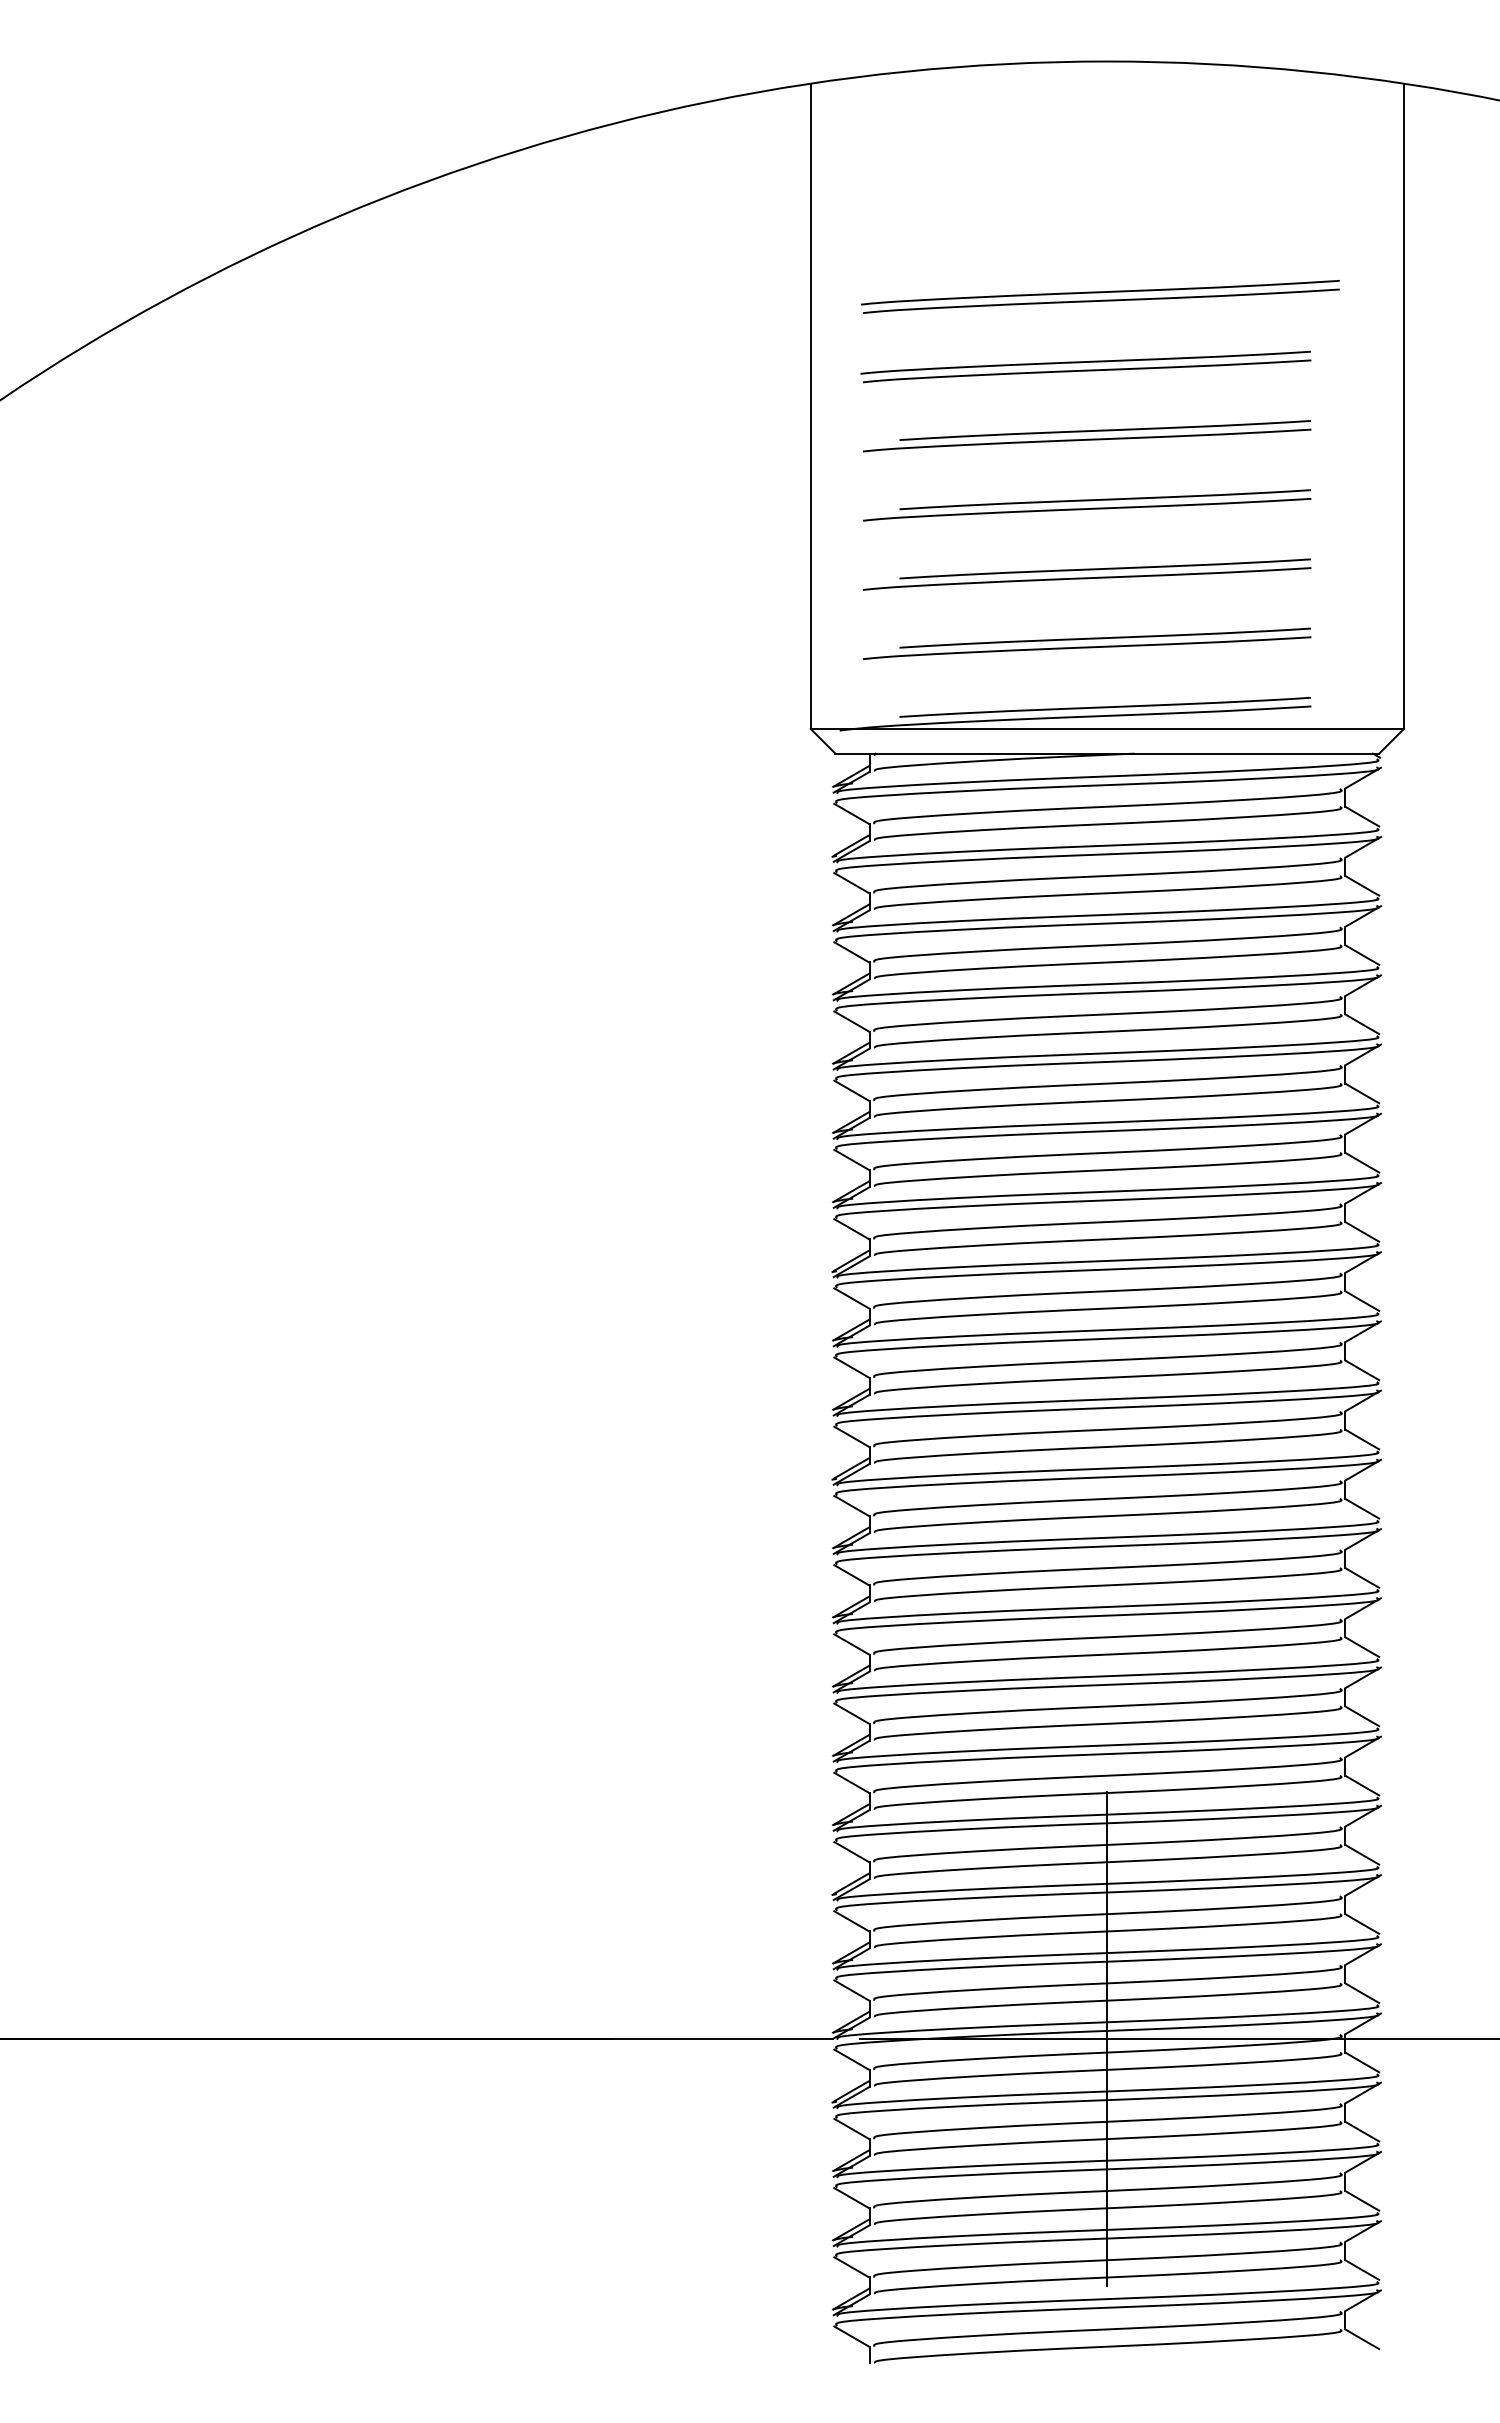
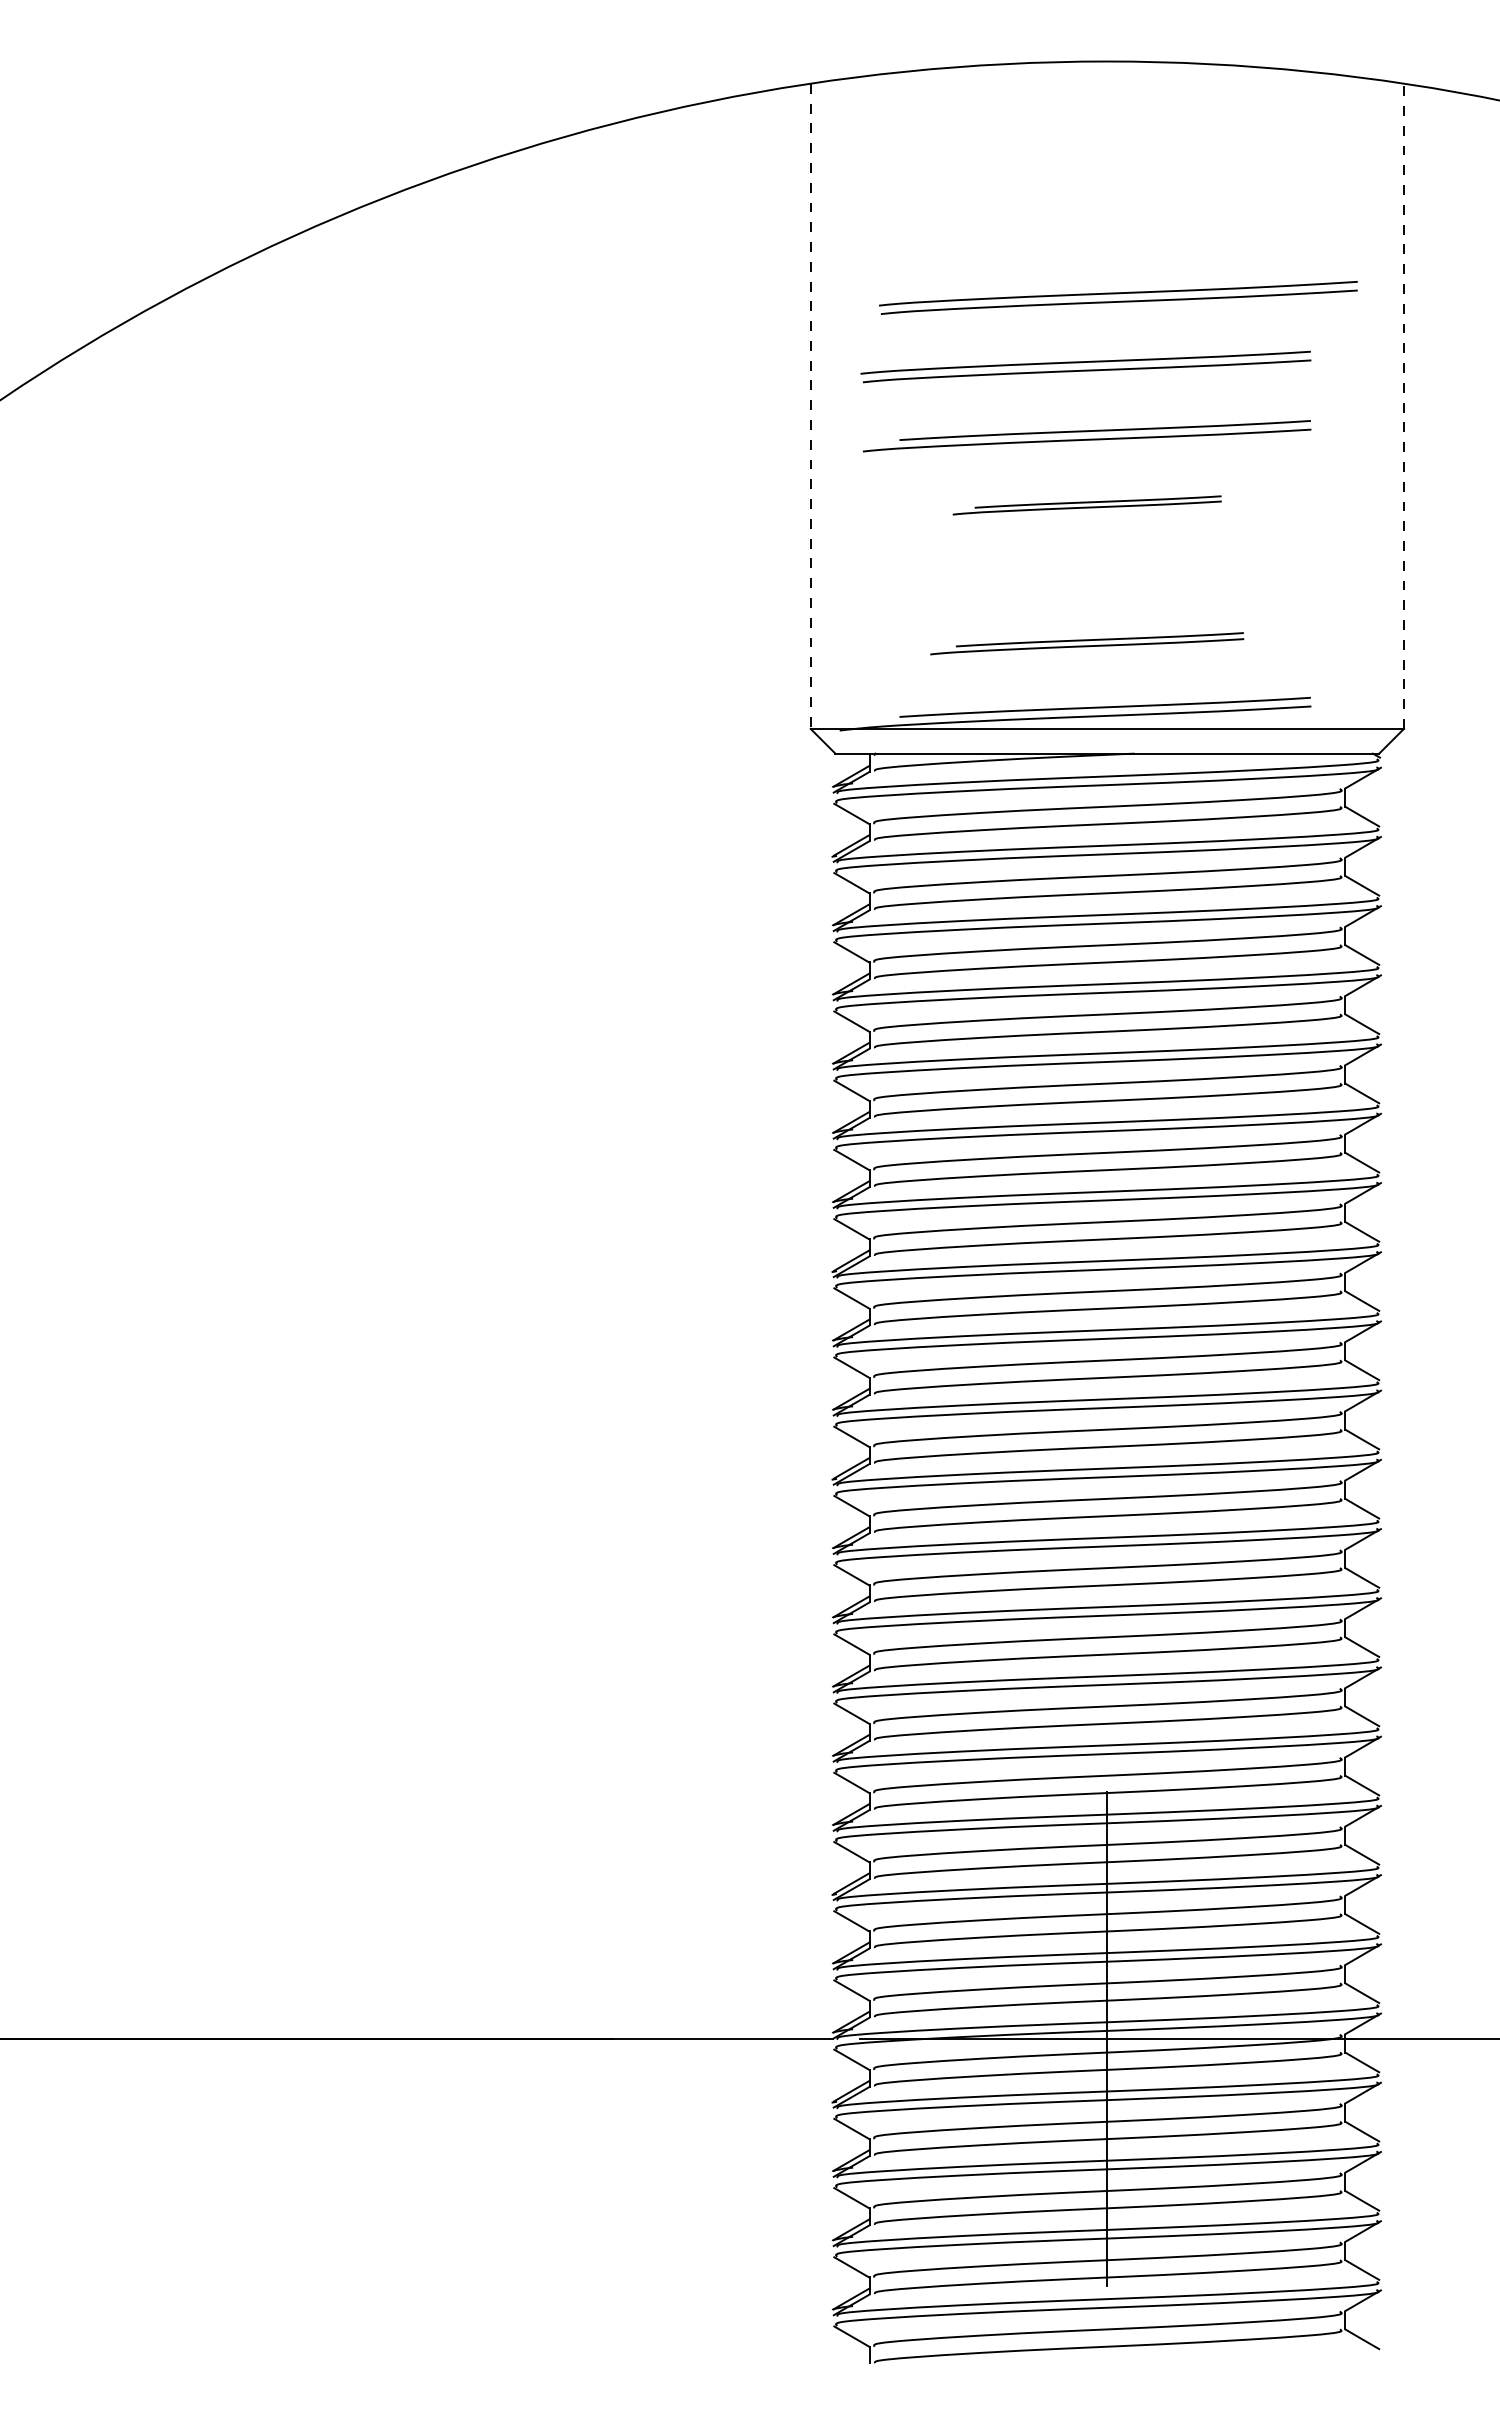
part position: (1100, 296) -> (1118, 297) (1118, 297)
line: solid -> dashed (810, 406)
line: solid -> dashed (1403, 406)
part size: 449x33 px -> 270x21 px (1086, 505)
part: present -> none (1086, 574)
part size: 449x33 px -> 315x24 px (1087, 643)
